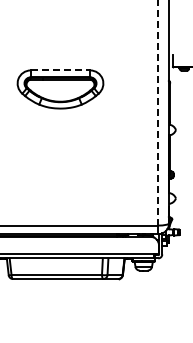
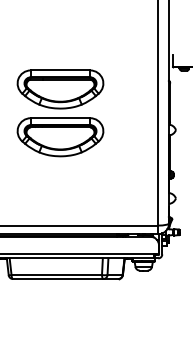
line: dashed -> solid (60, 70)
line: dashed -> solid (158, 112)
part: none -> present (60, 137)
